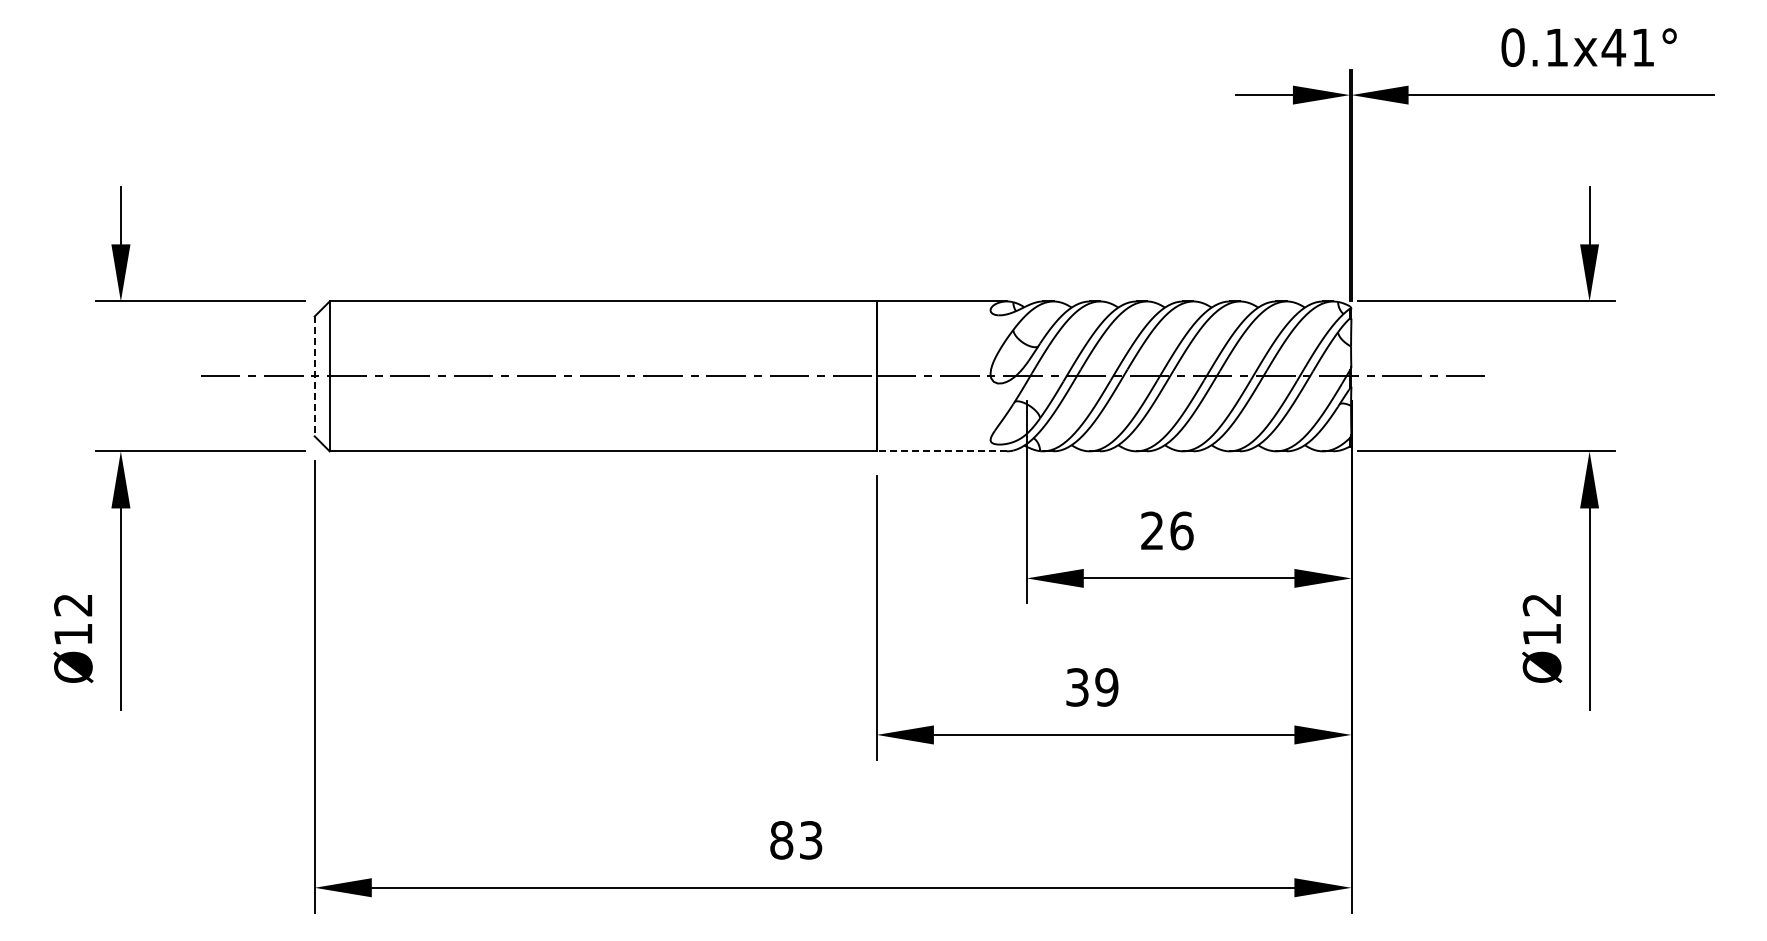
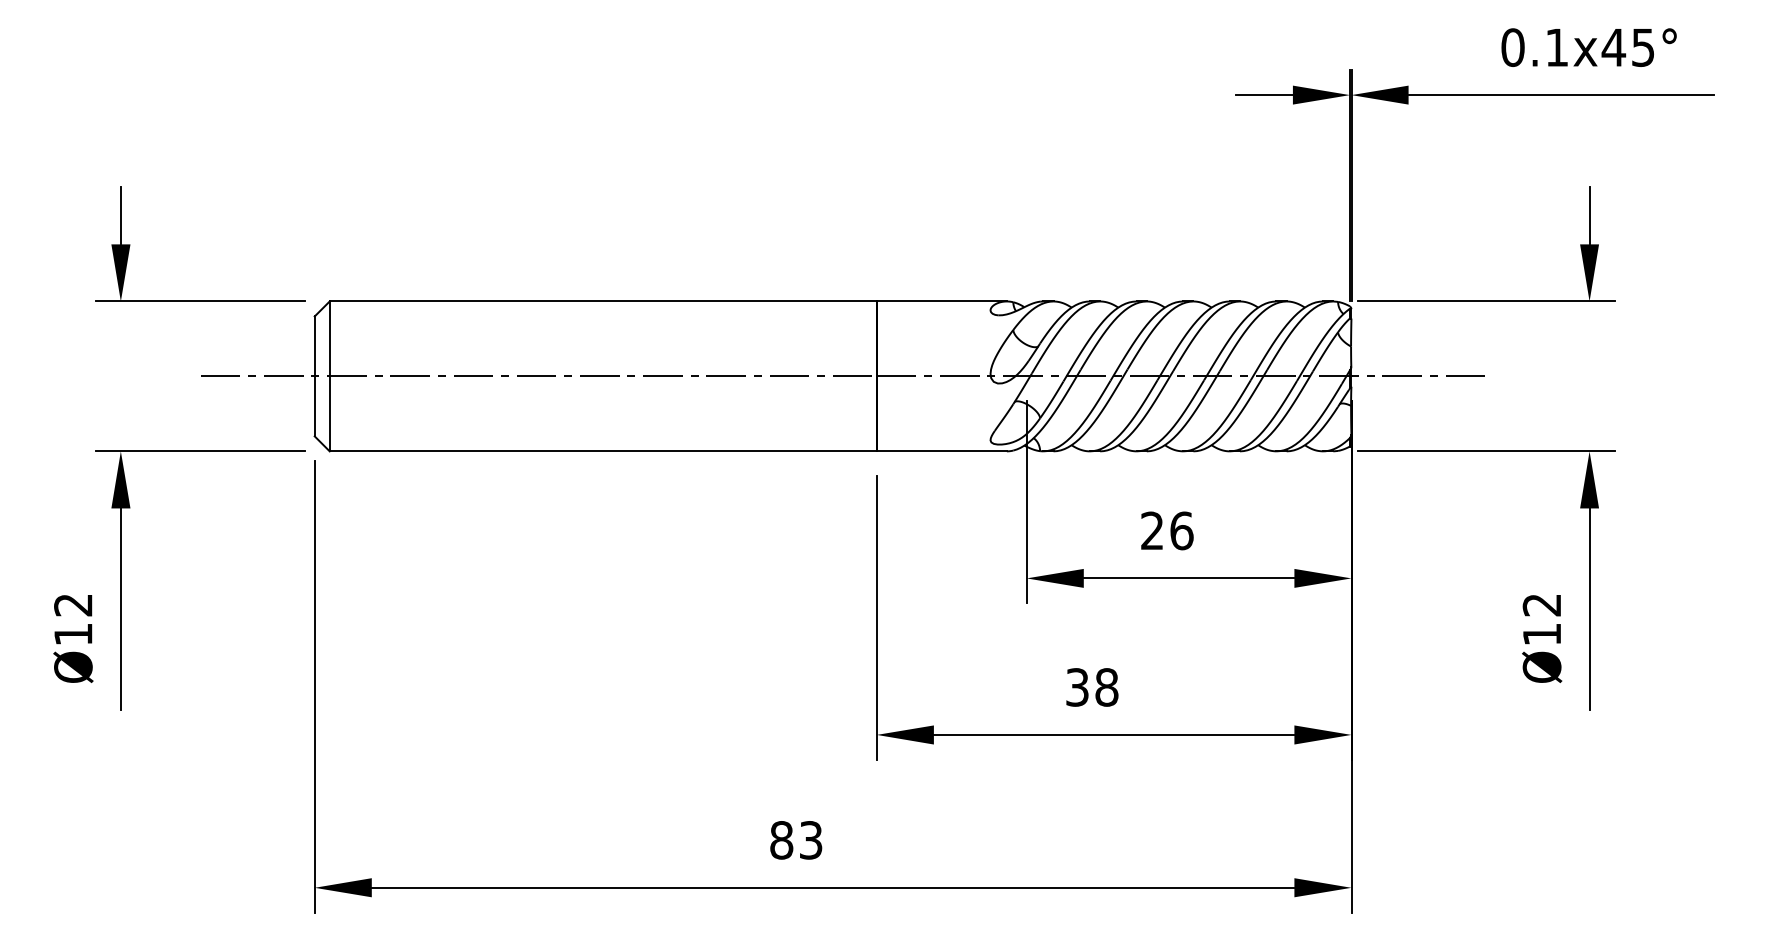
text: 0.1x41° -> 0.1x45° (1642, 47)
line: dashed -> solid (314, 376)
line: dashed -> solid (942, 451)
text: 39 -> 38 (1106, 687)
